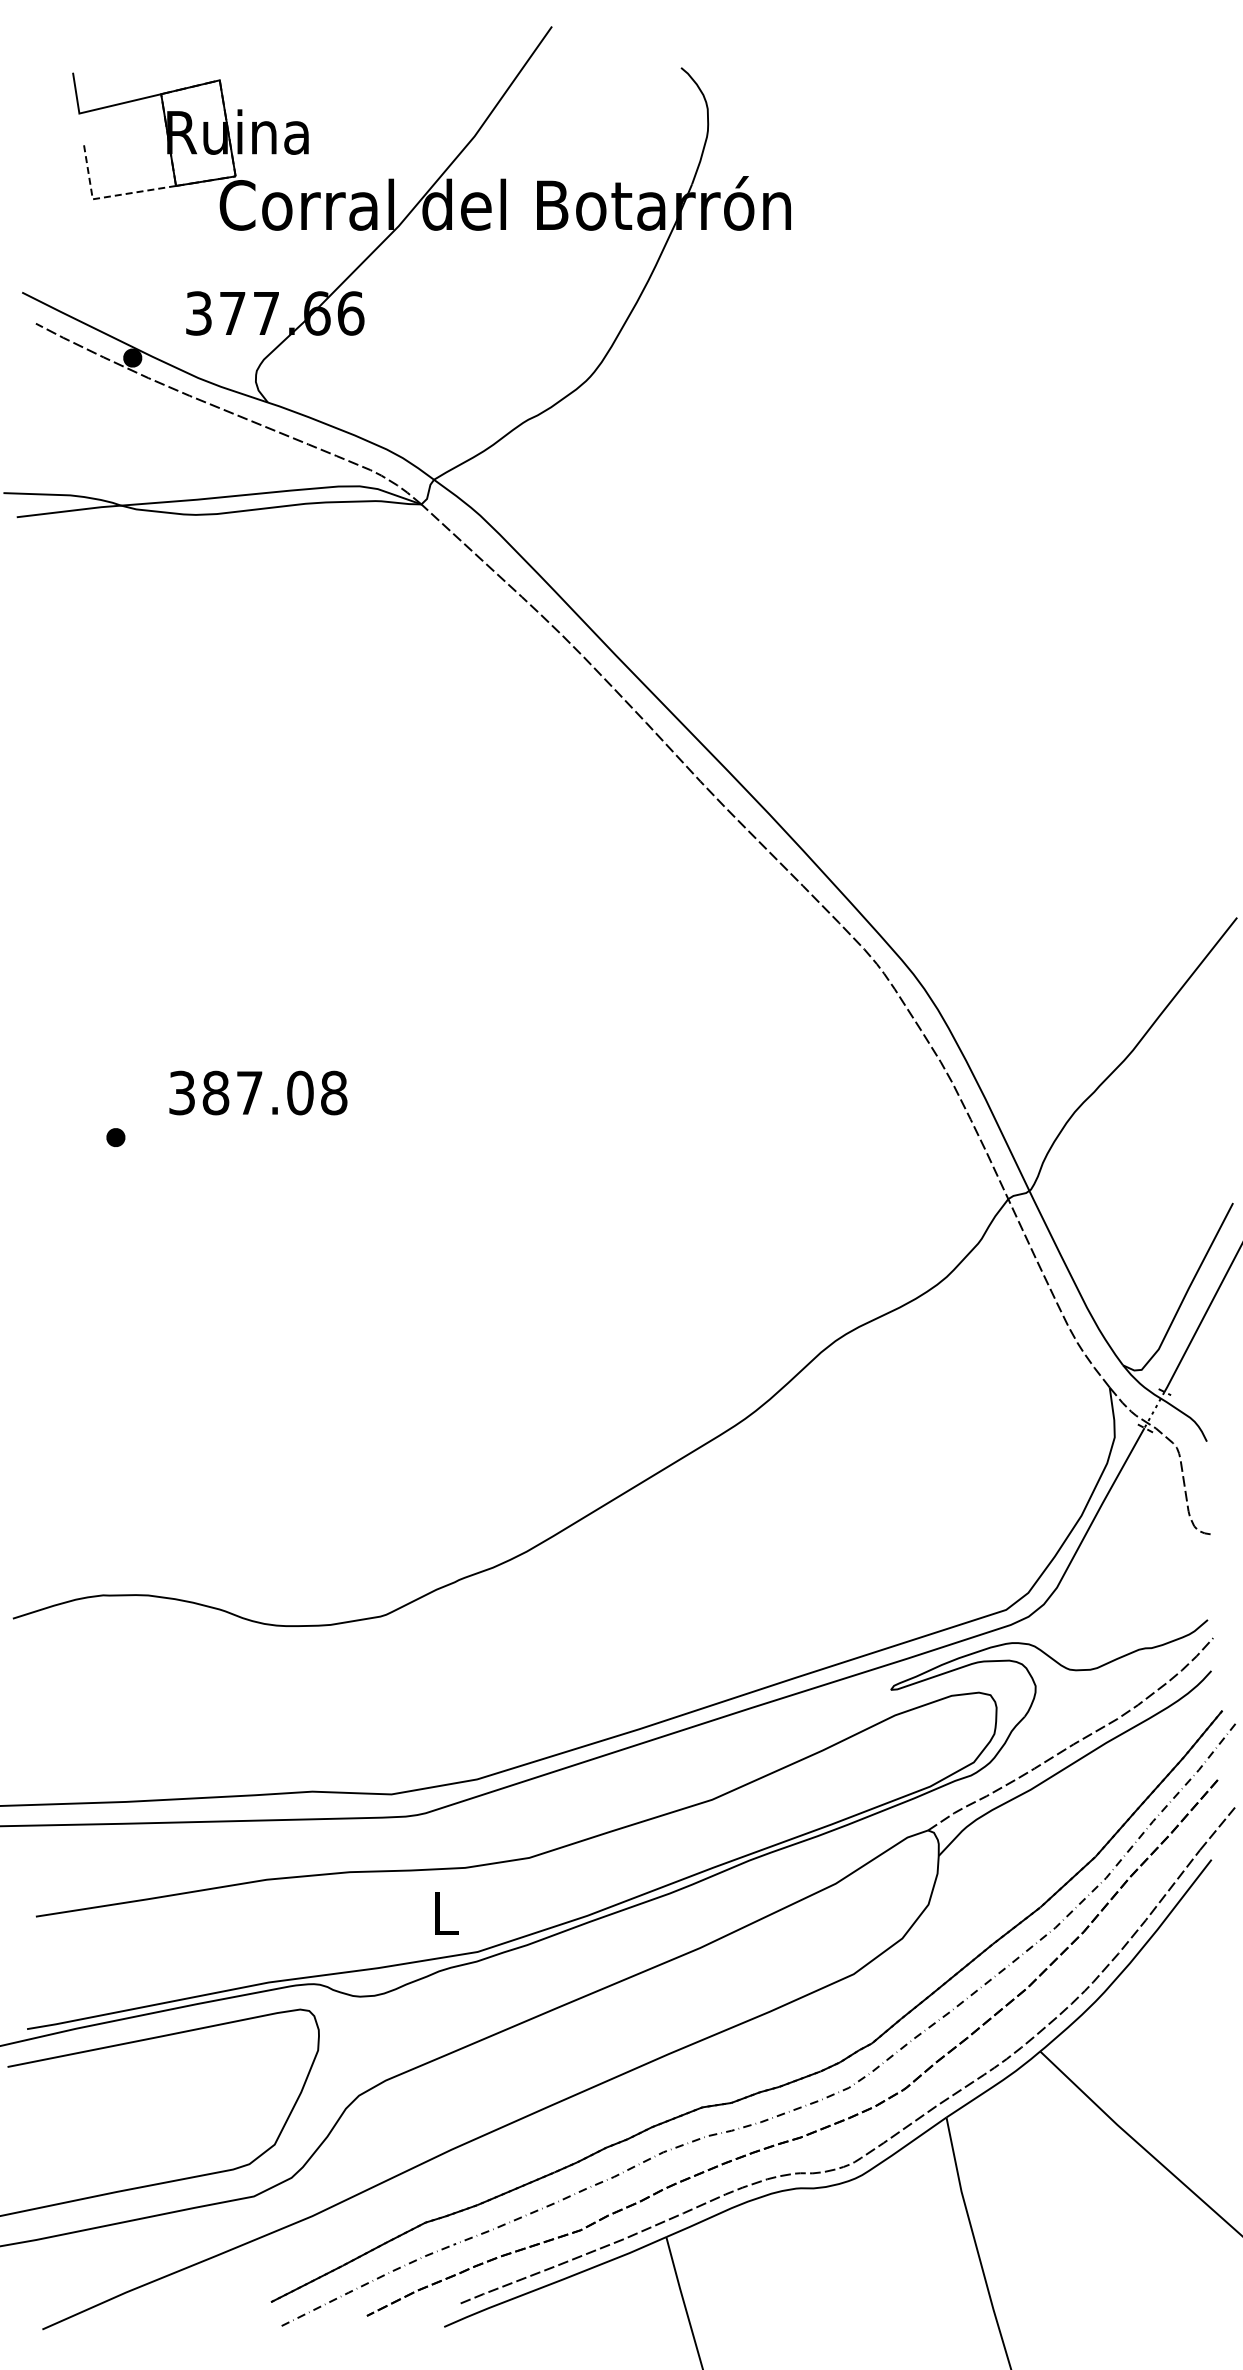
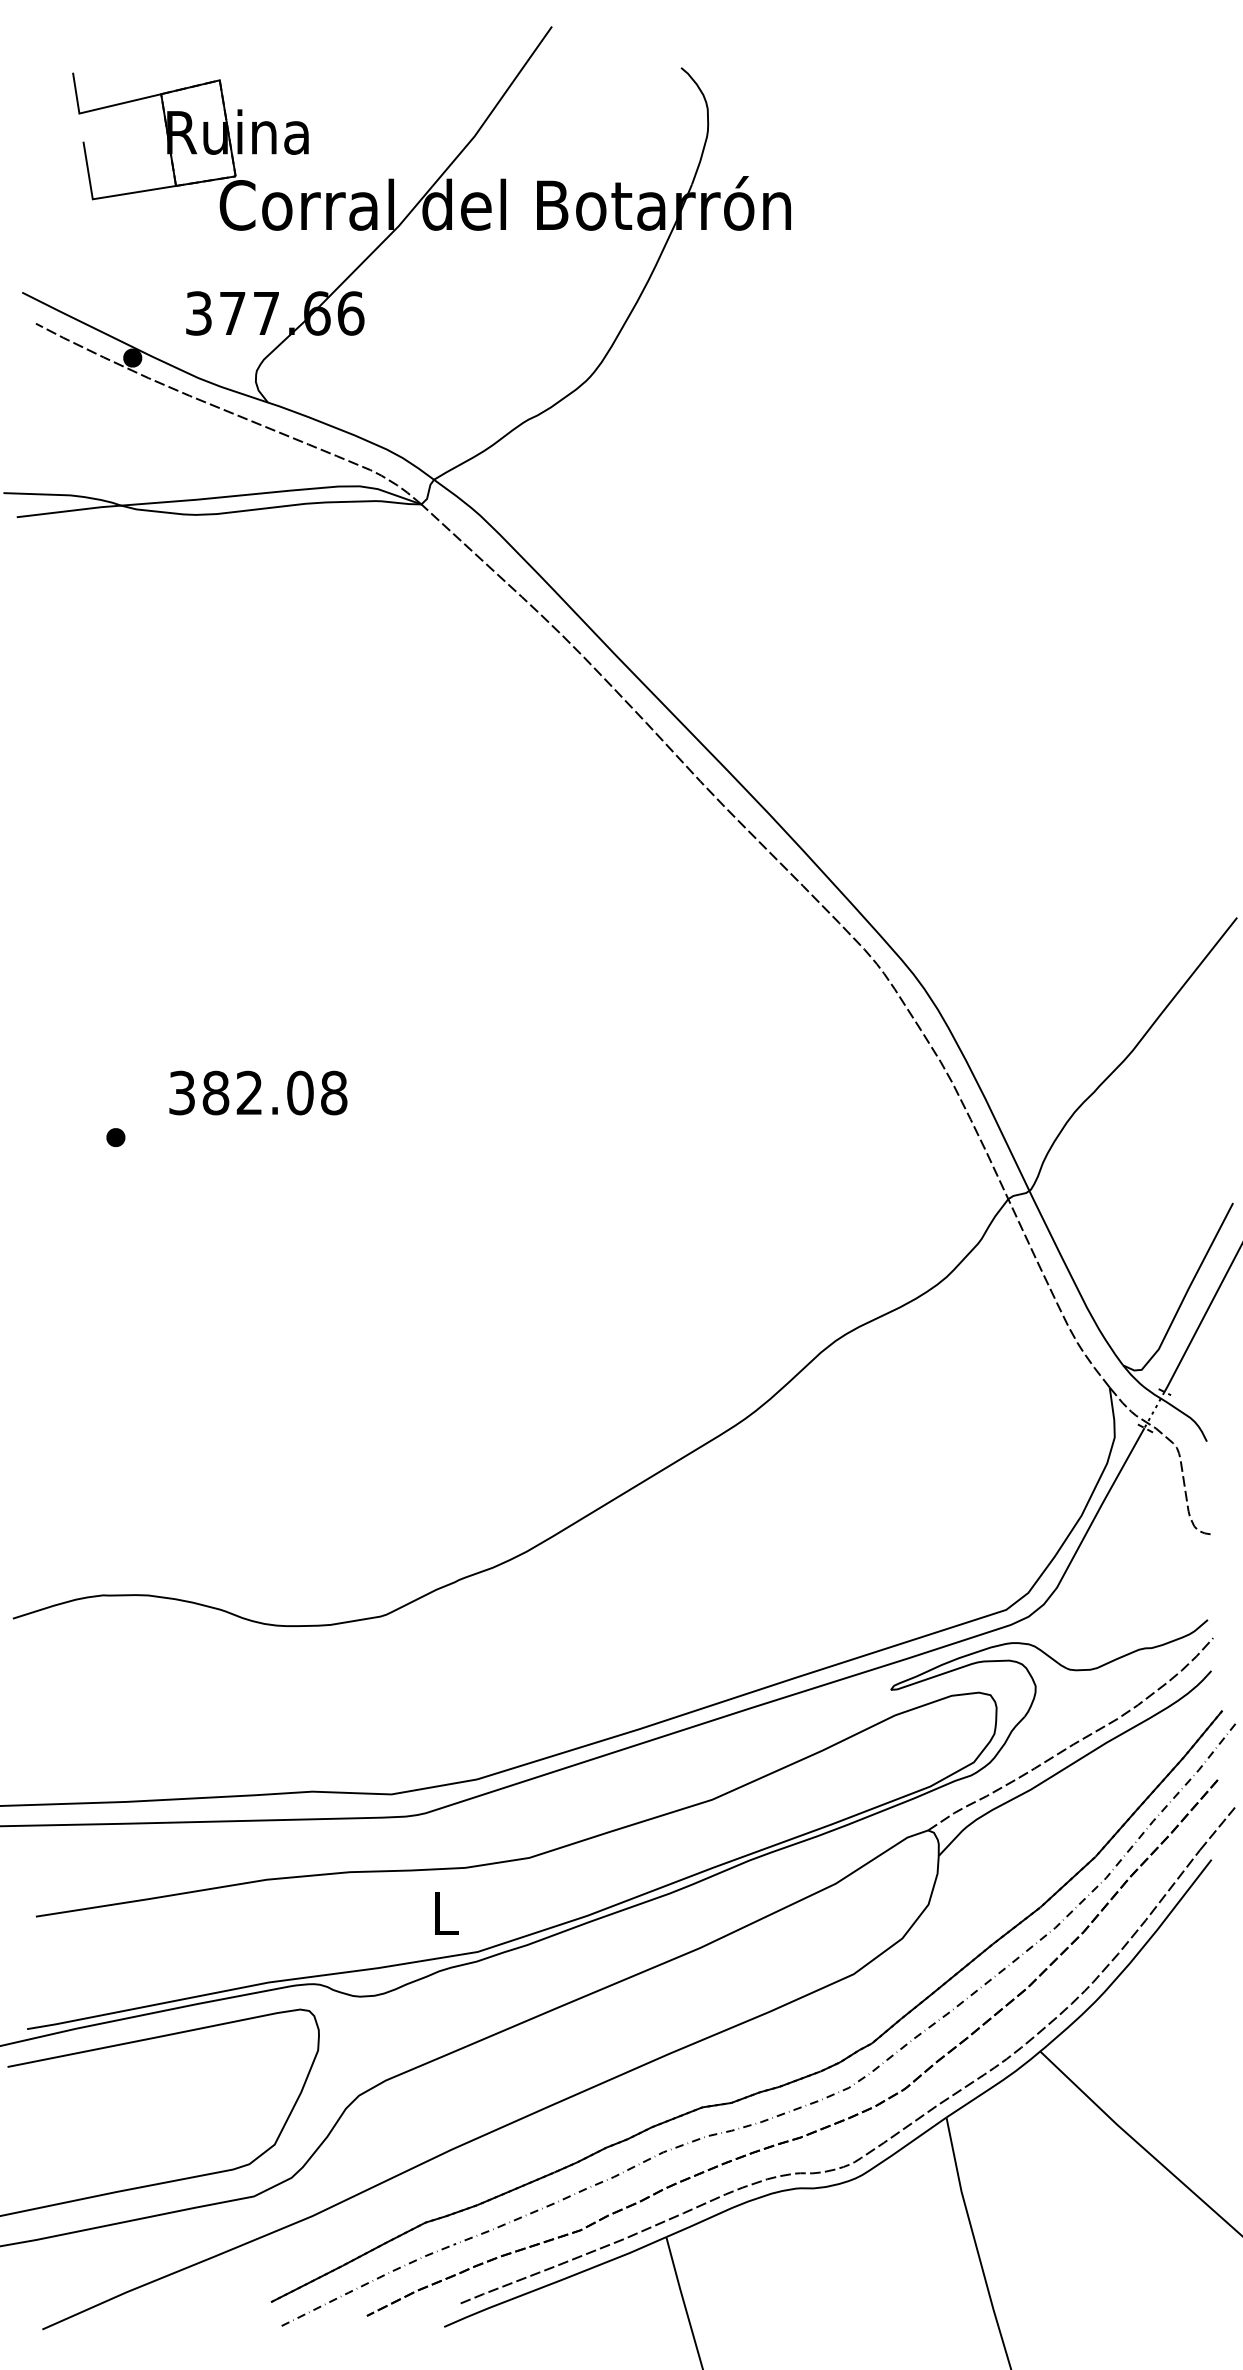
line: dashed -> solid (104, 197)
text: 387.08 -> 382.08 (249, 1092)
